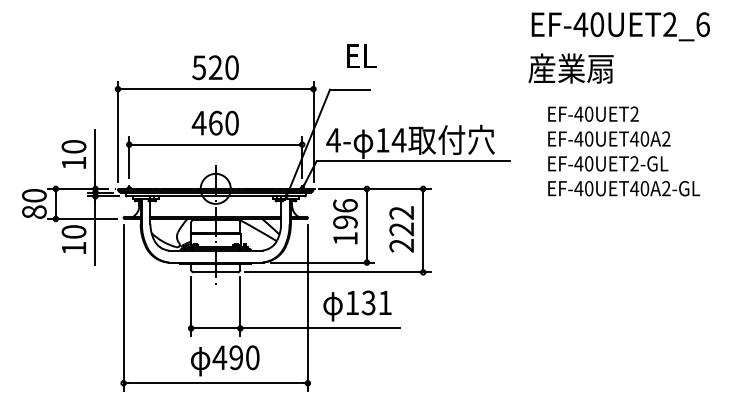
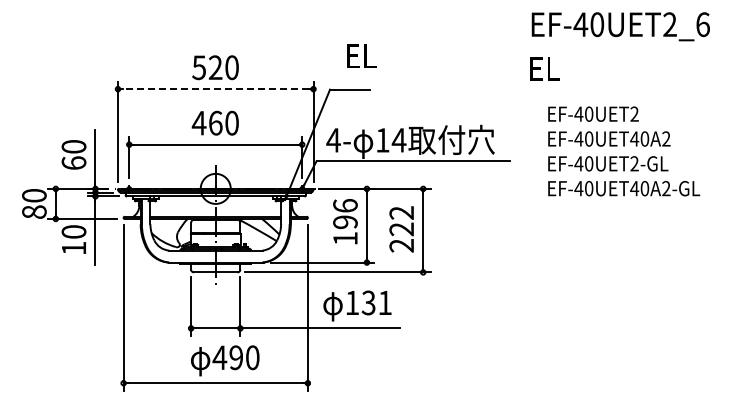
text: 産業扇 -> EL (570, 68)
line: solid -> dashed (215, 89)
text: 10 -> 60 (73, 162)
